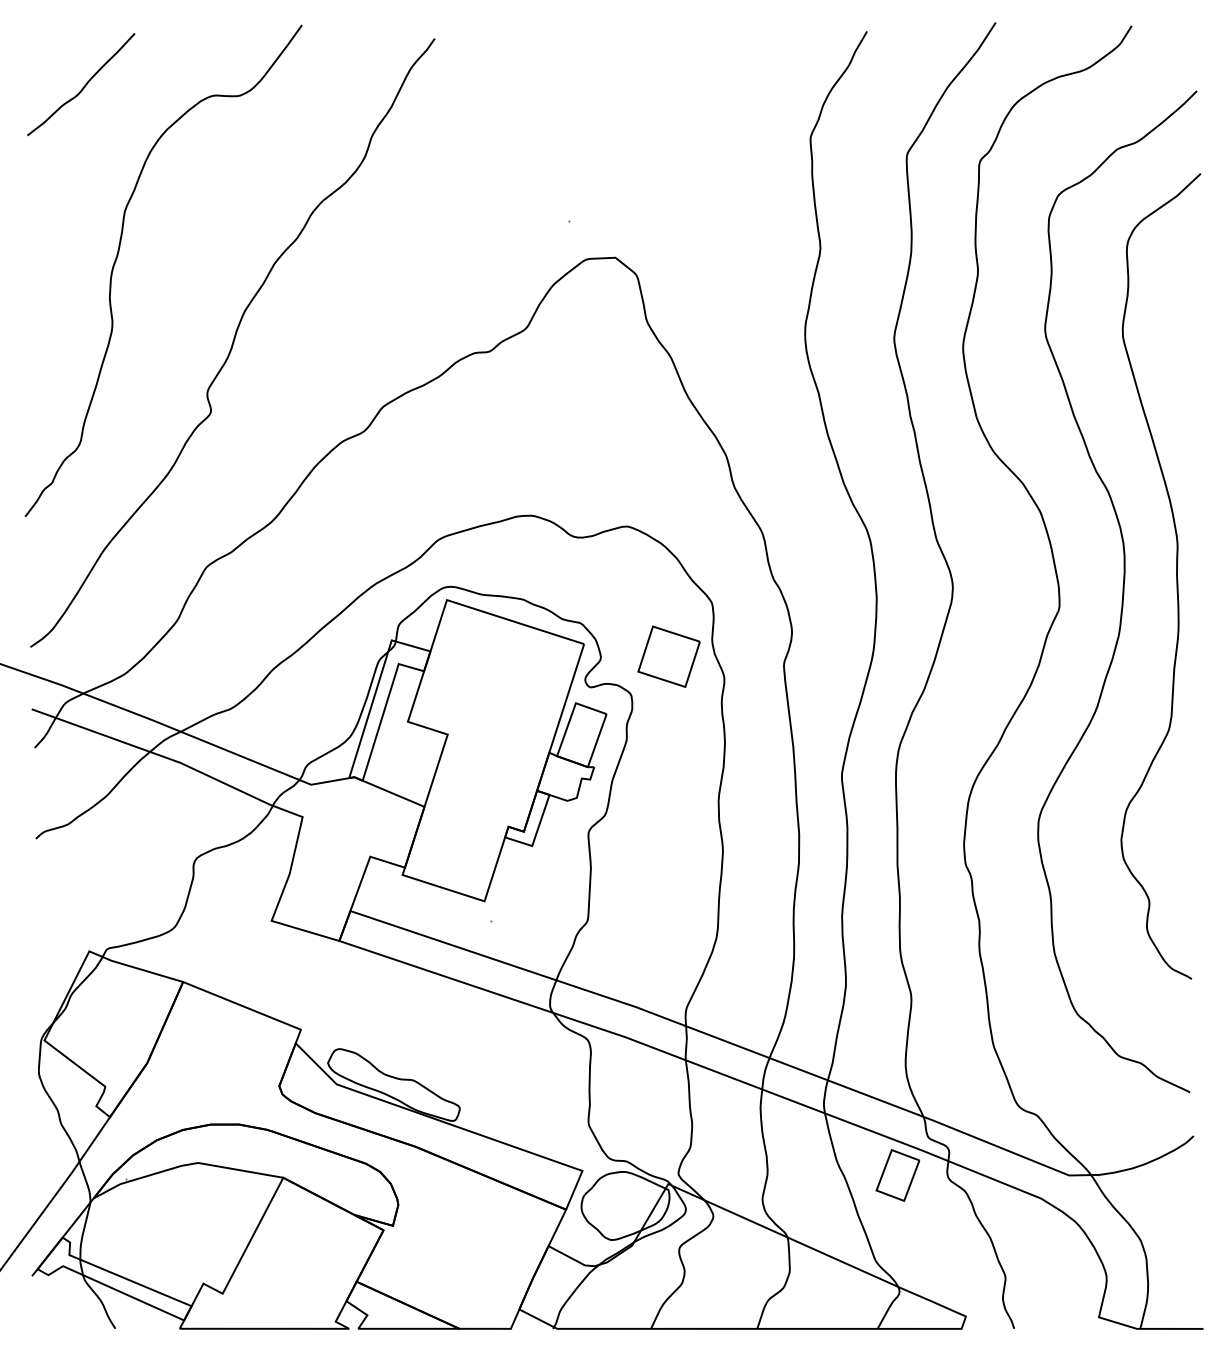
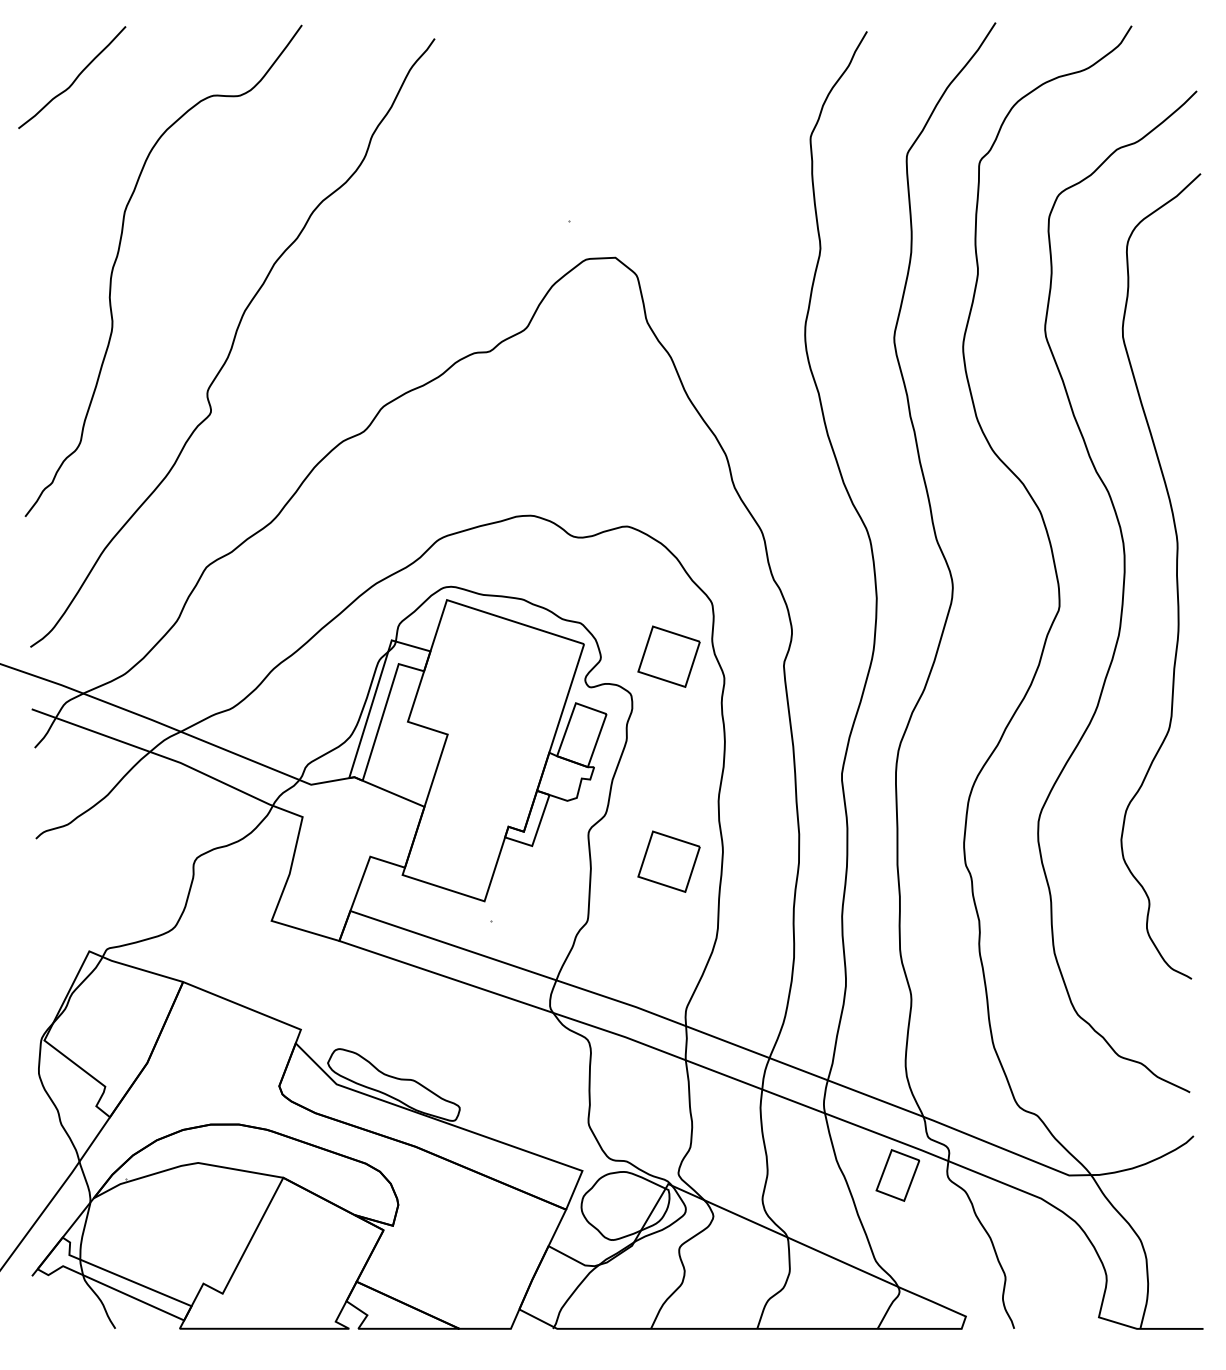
curve position: (83, 86) -> (74, 79) (74, 79)
part: none -> present (668, 861)
